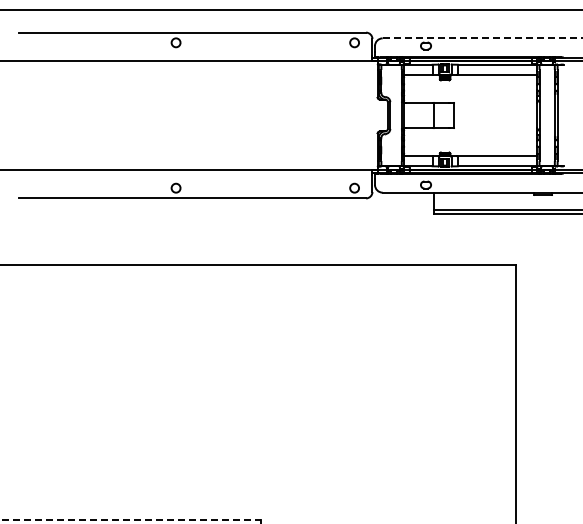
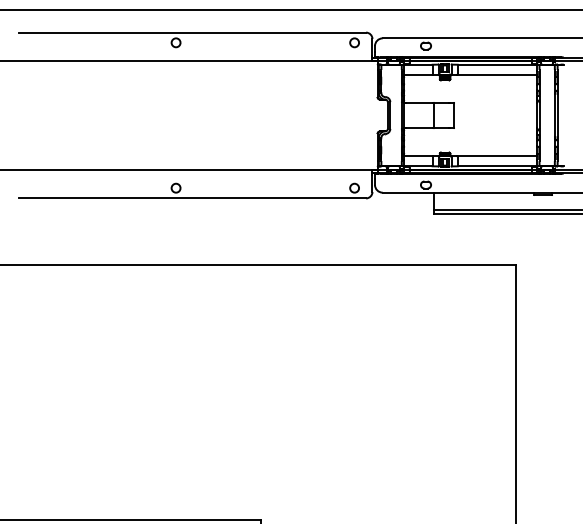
line: dashed -> solid (482, 38)
line: dashed -> solid (130, 519)
